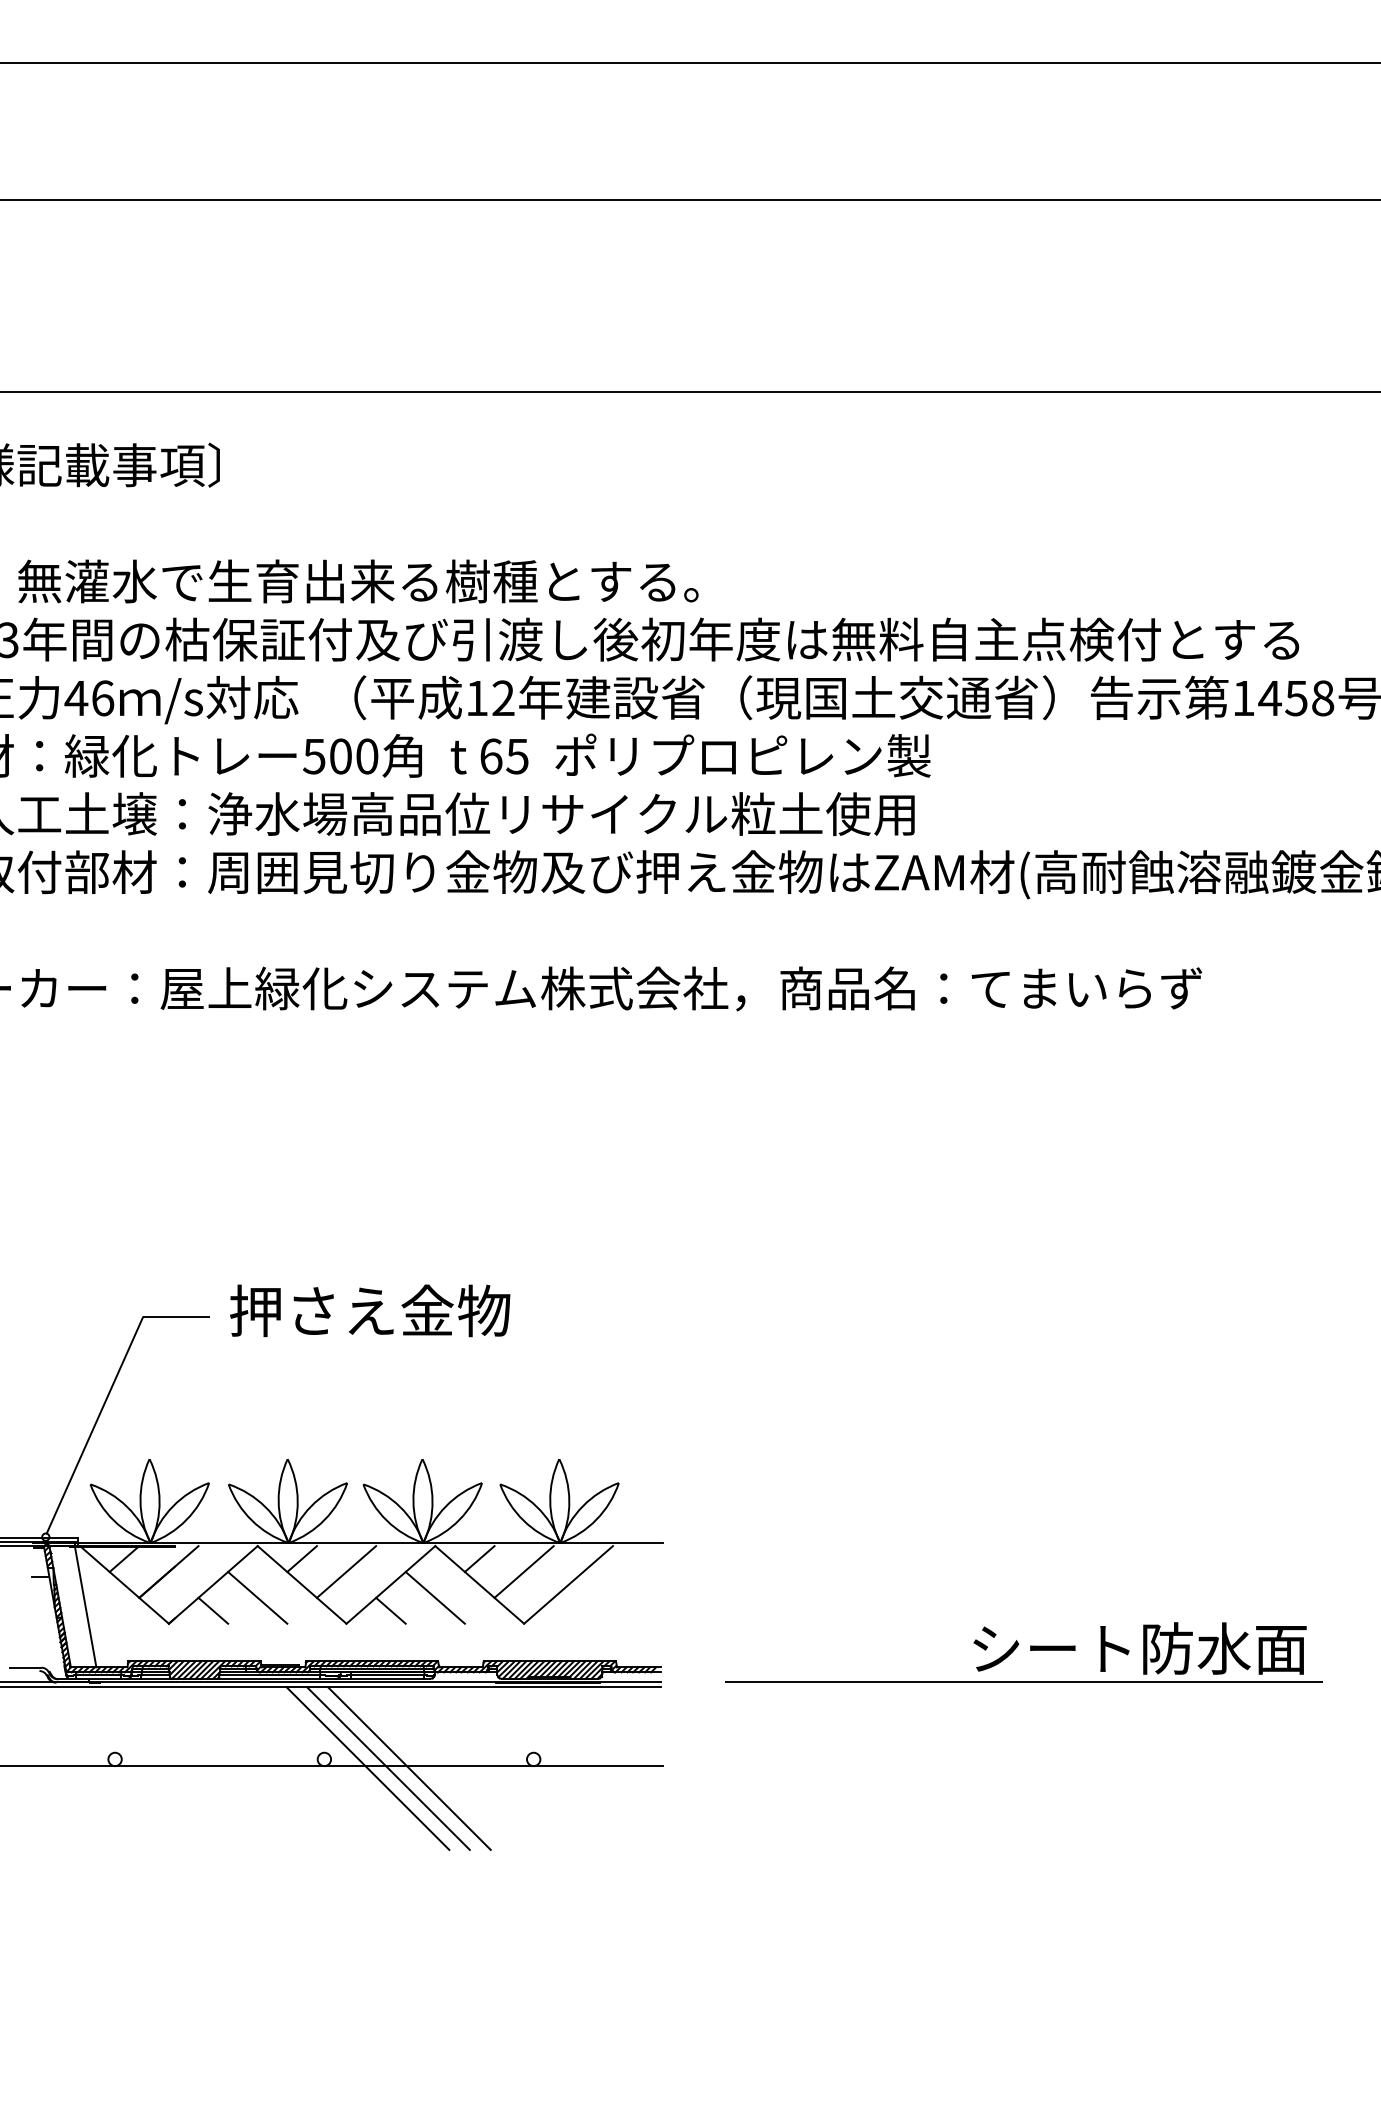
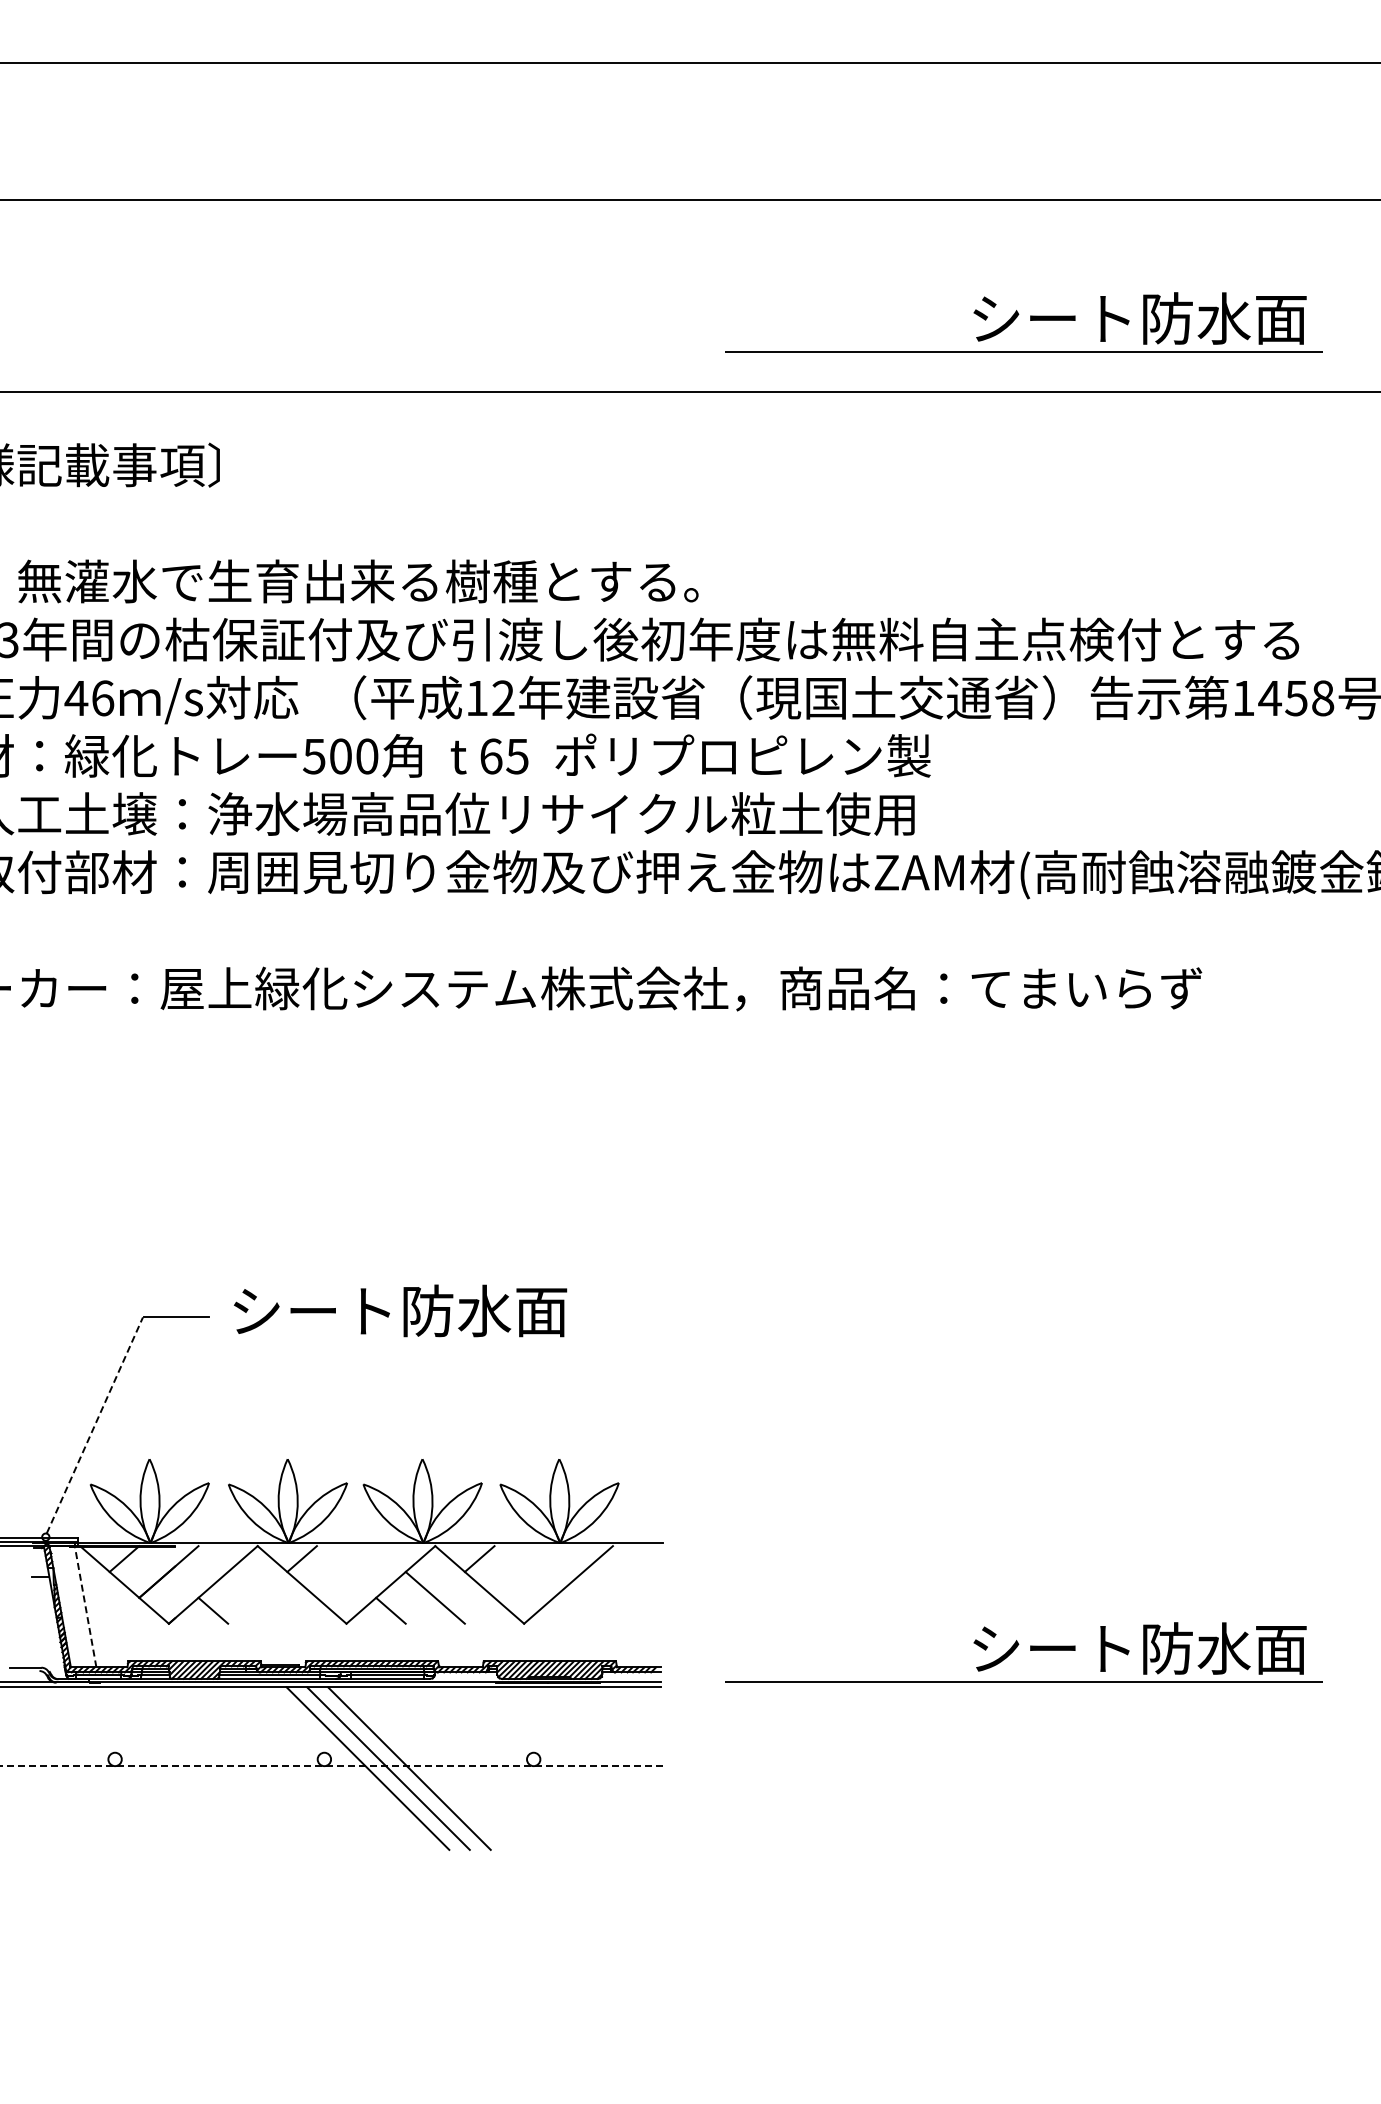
part: none -> present (1030, 320)
text: 押さえ金物 -> シート防水面 (398, 1310)
line: solid -> dashed (95, 1424)
line: present -> none (346, 1571)
line: present -> none (523, 1571)
line: present -> none (257, 1597)
line: solid -> dashed (85, 1606)
line: solid -> dashed (331, 1766)
